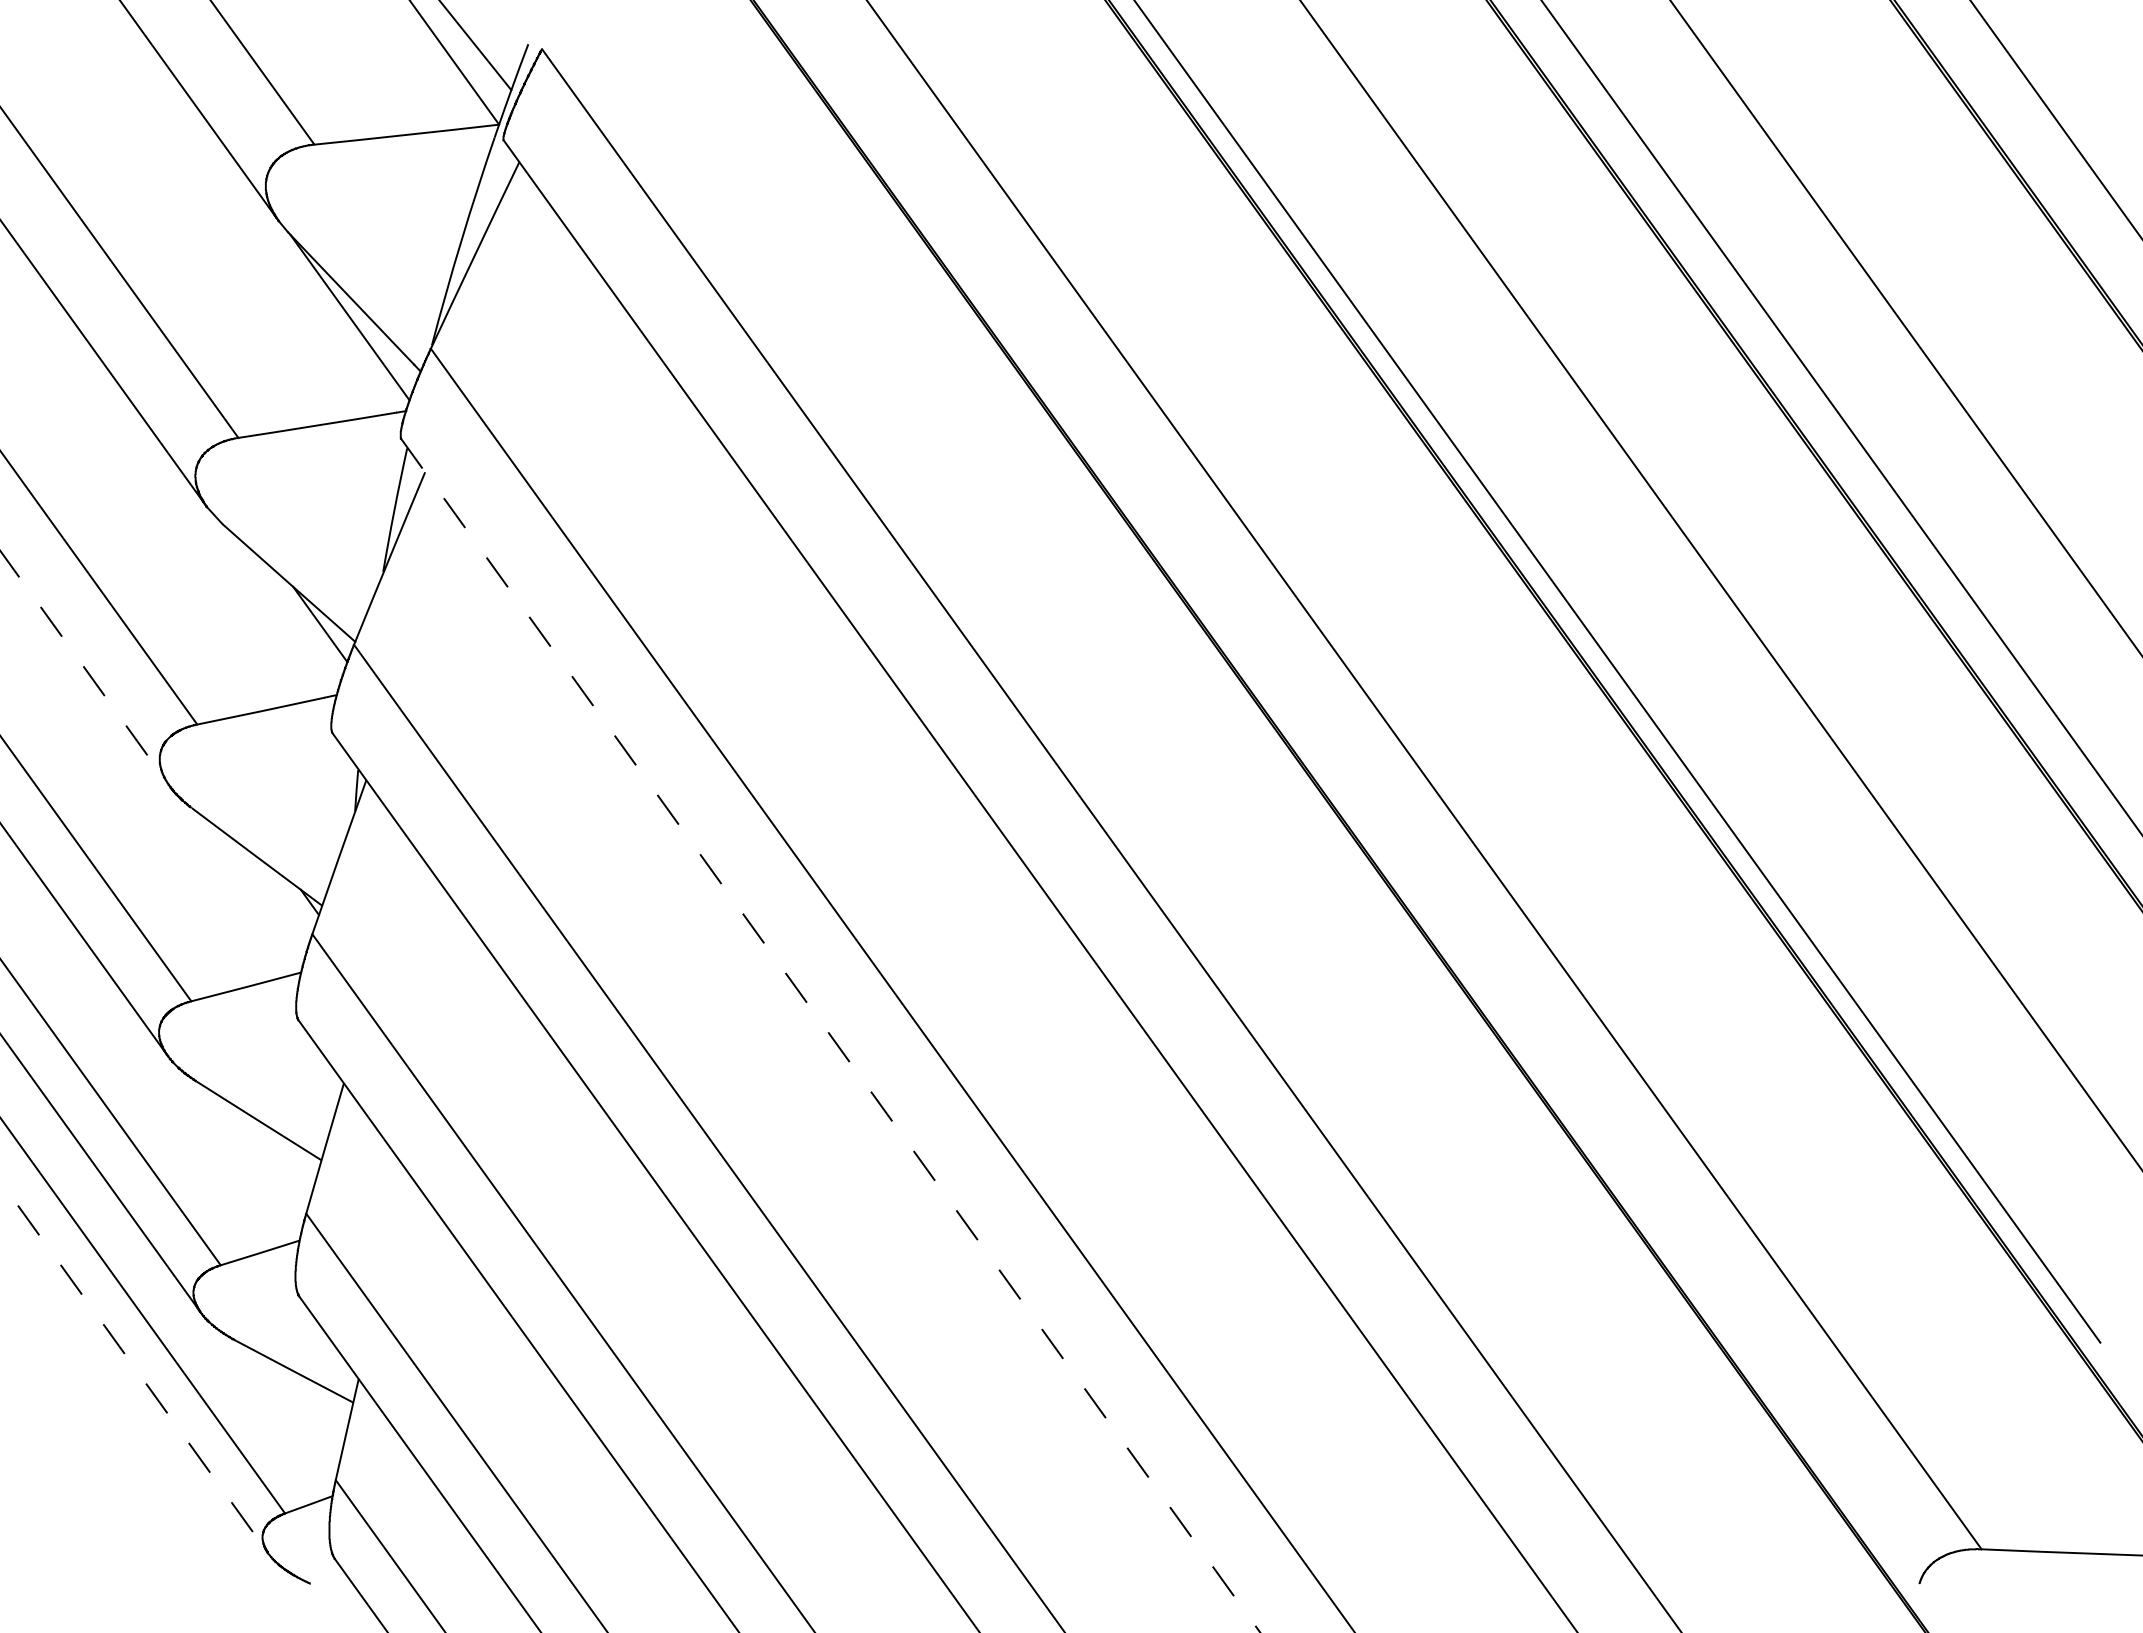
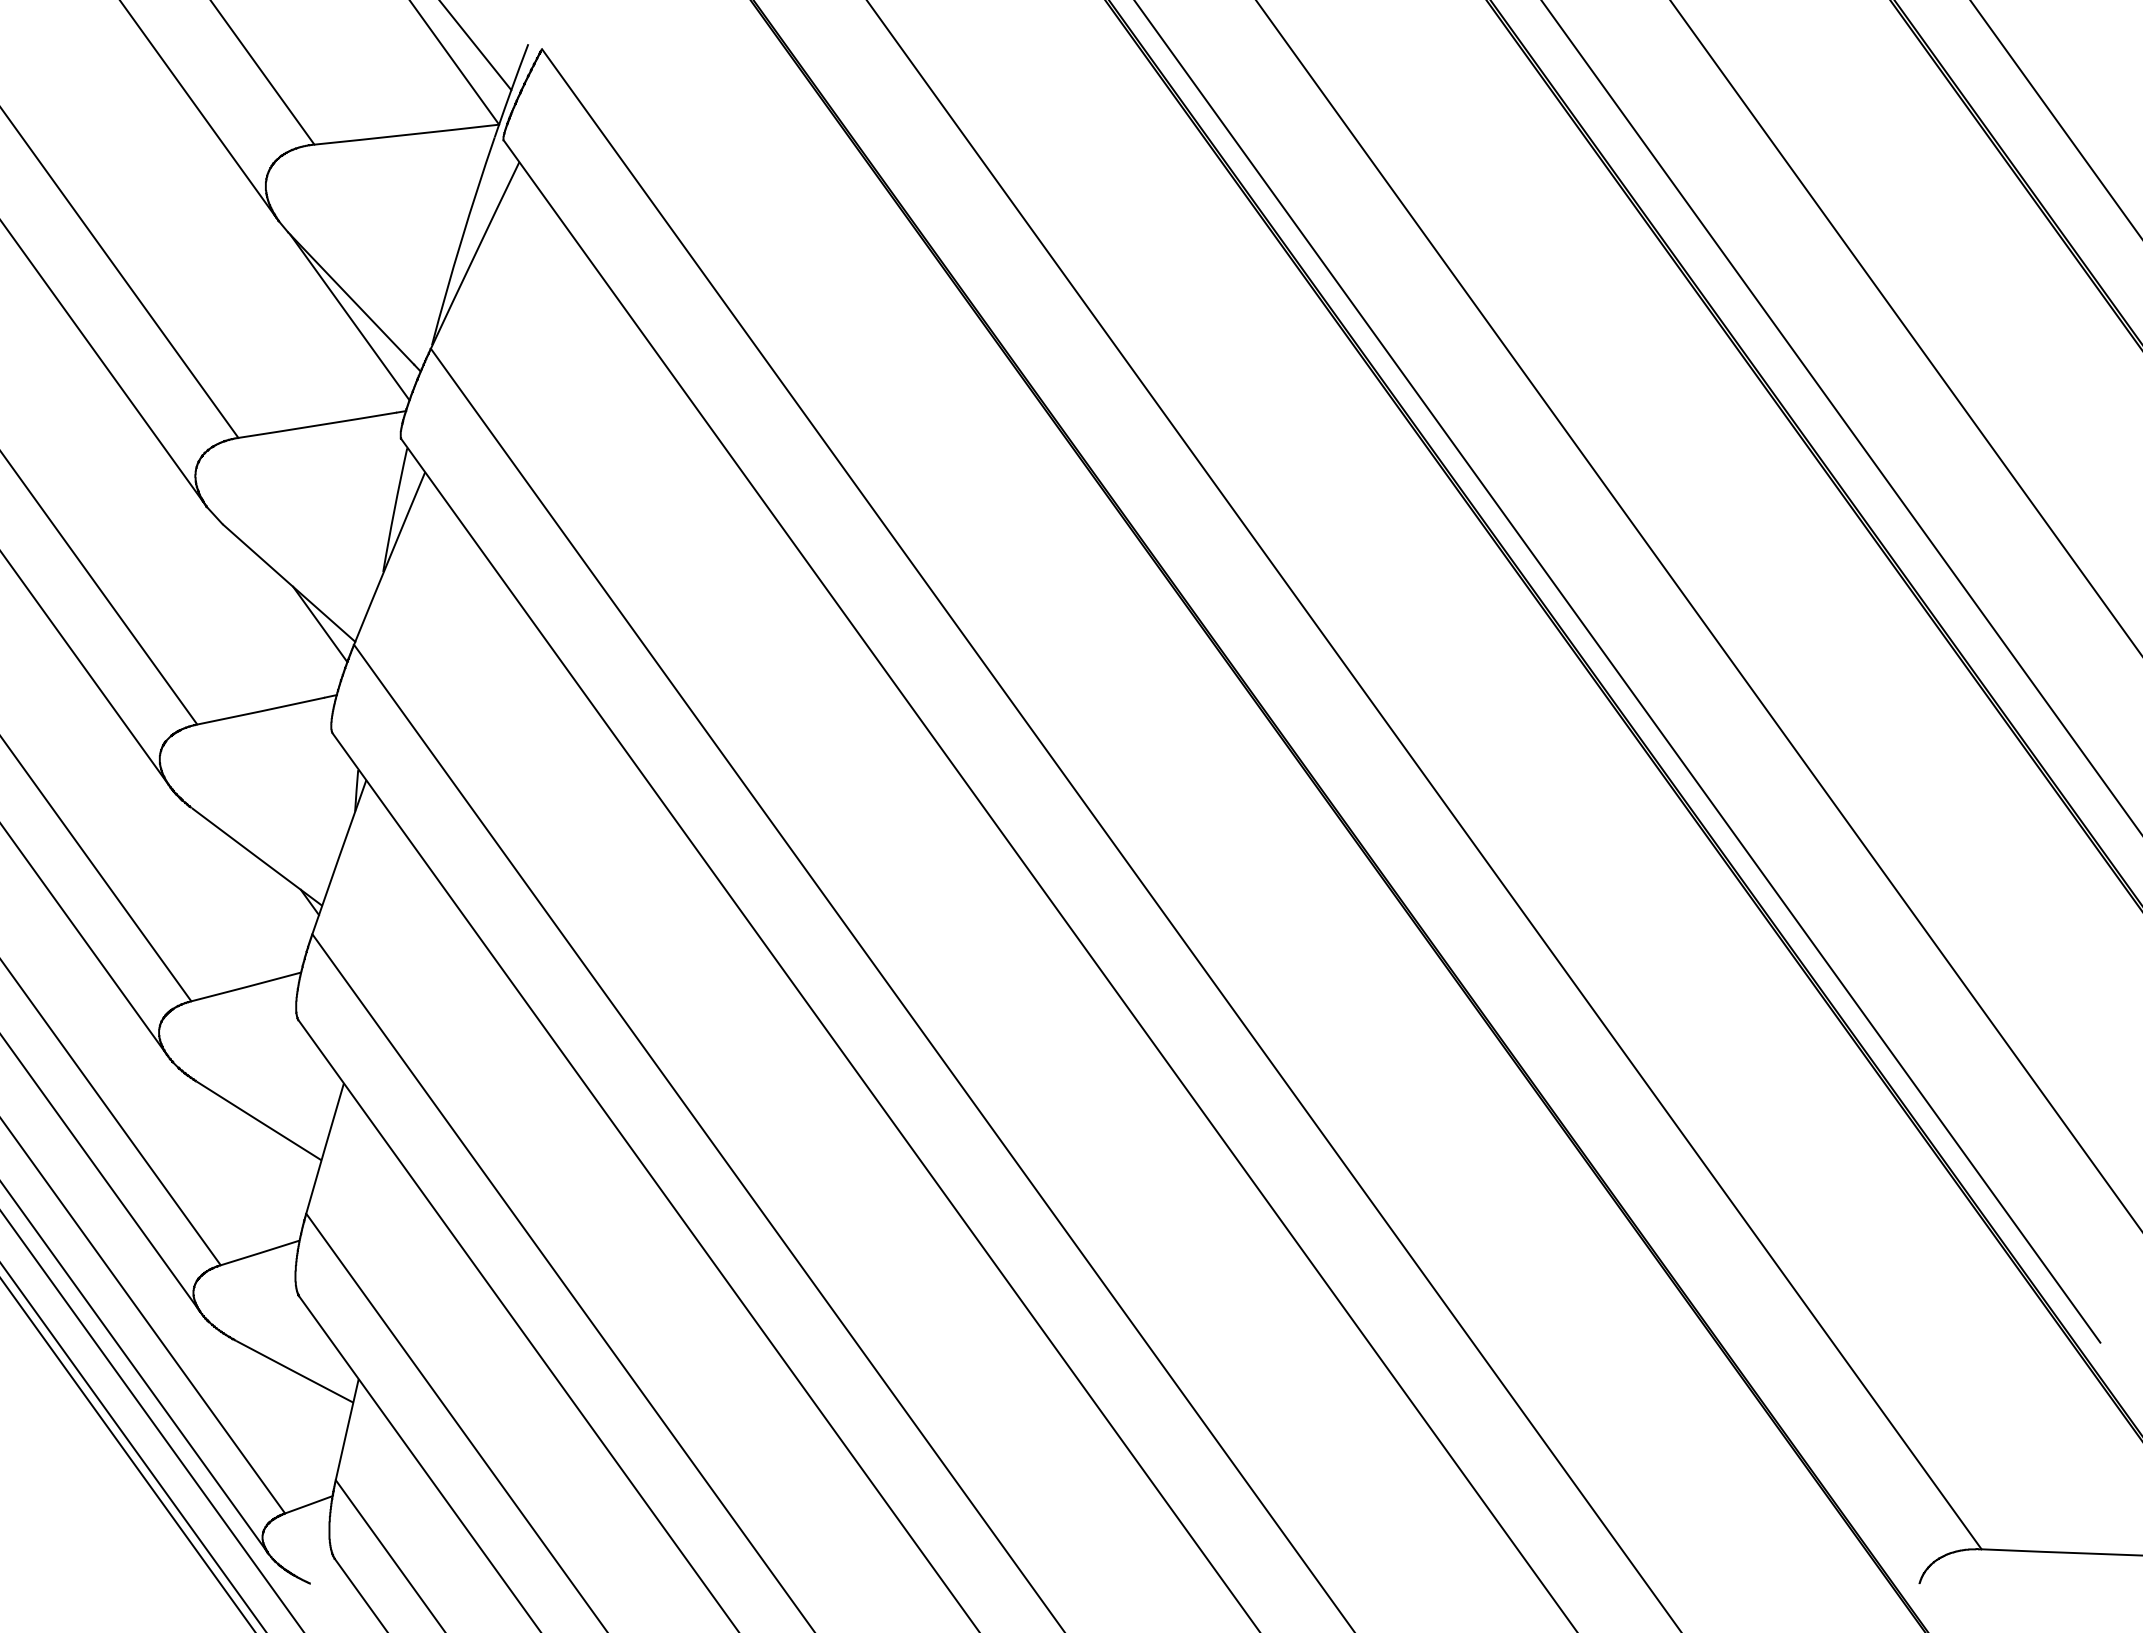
line position: (1720, 584) -> (1698, 615) (1698, 615)
line: dashed -> solid (85, 668)
line: dashed -> solid (831, 1036)
line: dashed -> solid (134, 1367)
line: none -> present (151, 1420)
line: none -> present (133, 1447)
line: none -> present (127, 1454)
